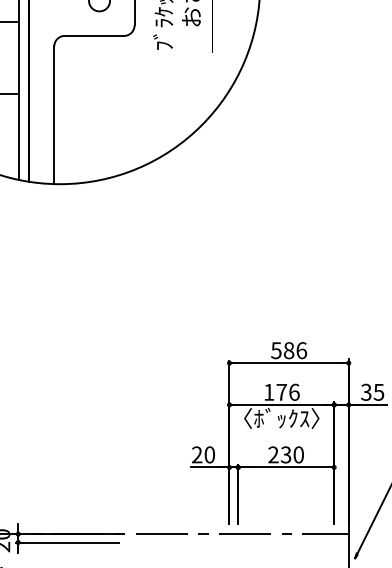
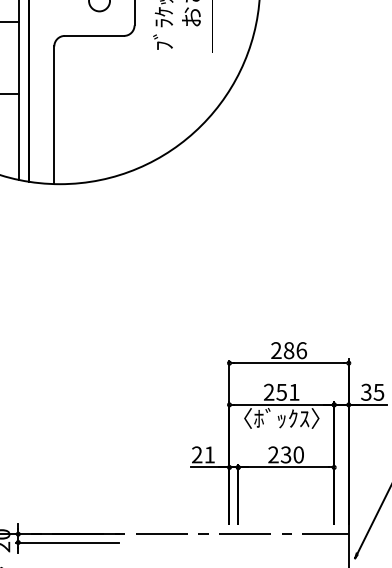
text: 586 -> 286 (276, 350)
text: 176 -> 251 (281, 391)
text: 20 -> 21 (209, 454)
